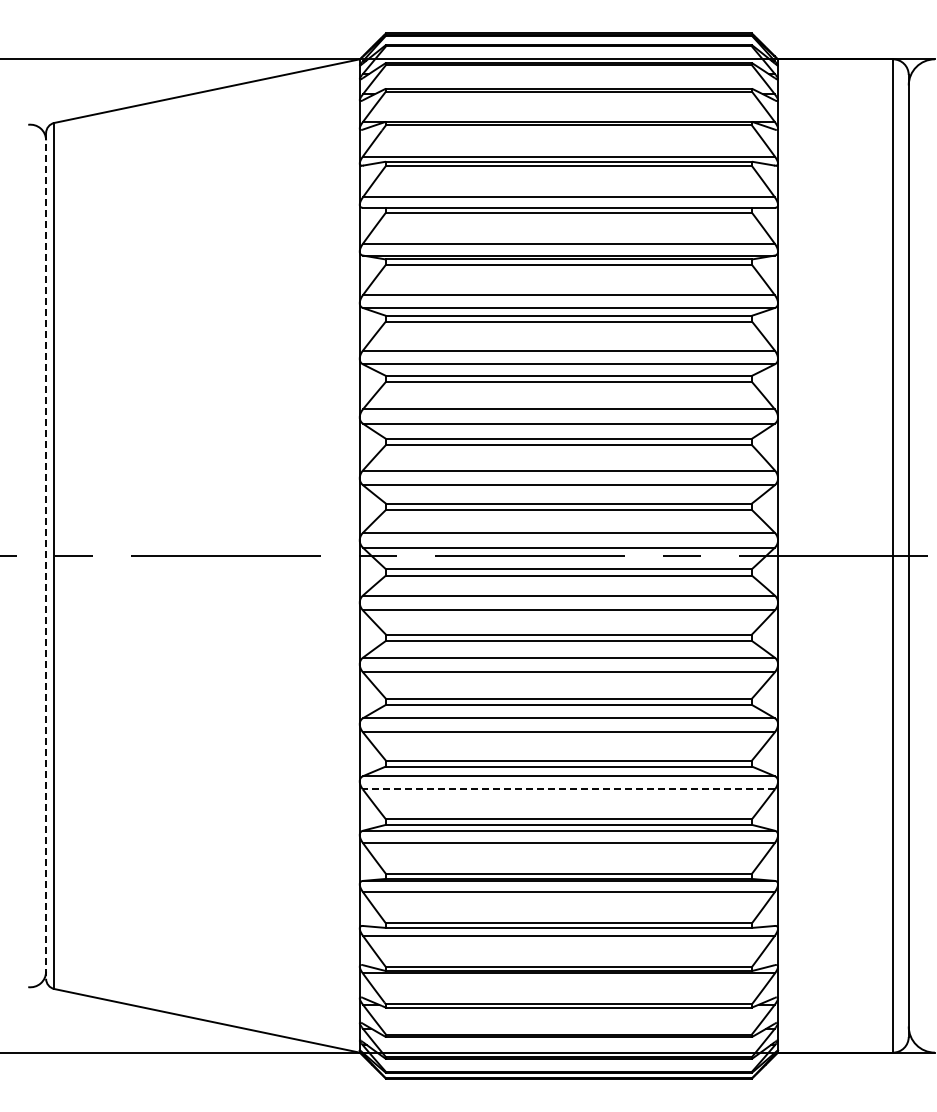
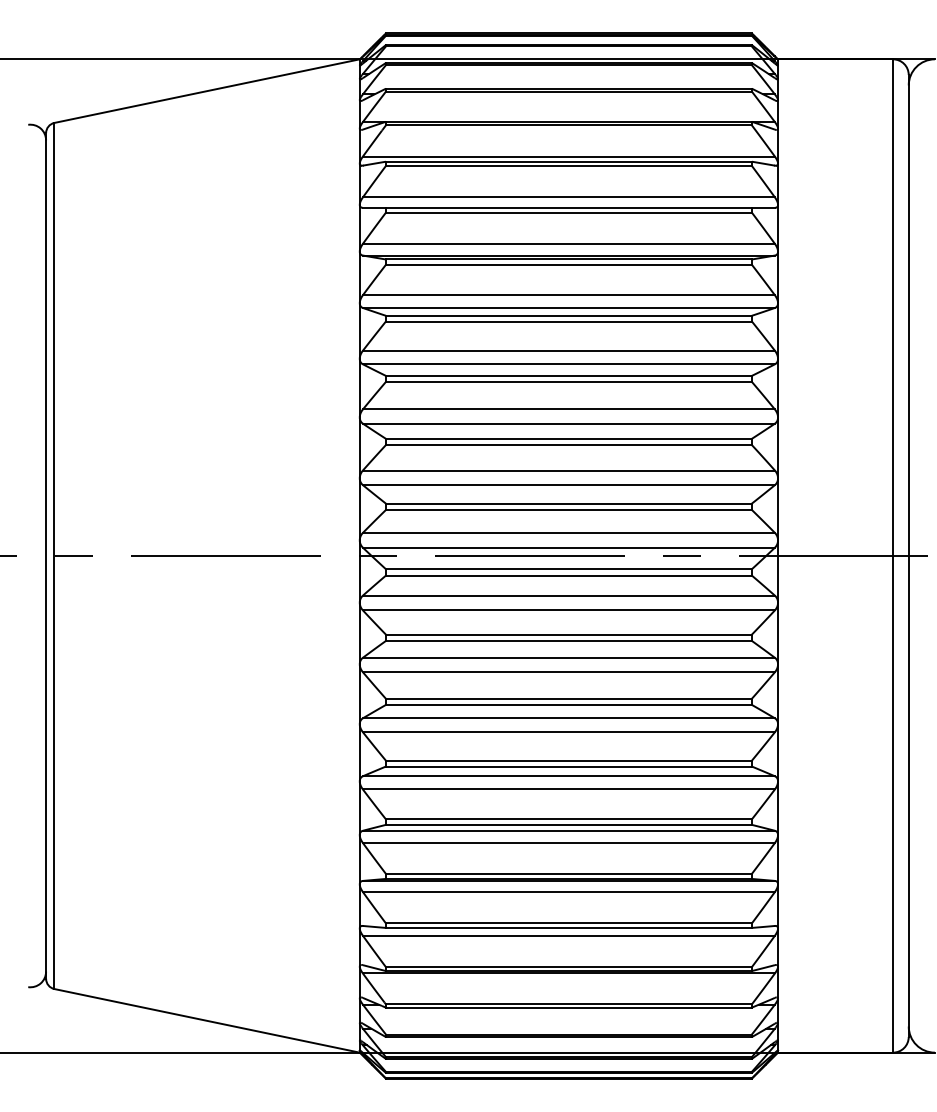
line: dashed -> solid (46, 555)
line: dashed -> solid (568, 789)
